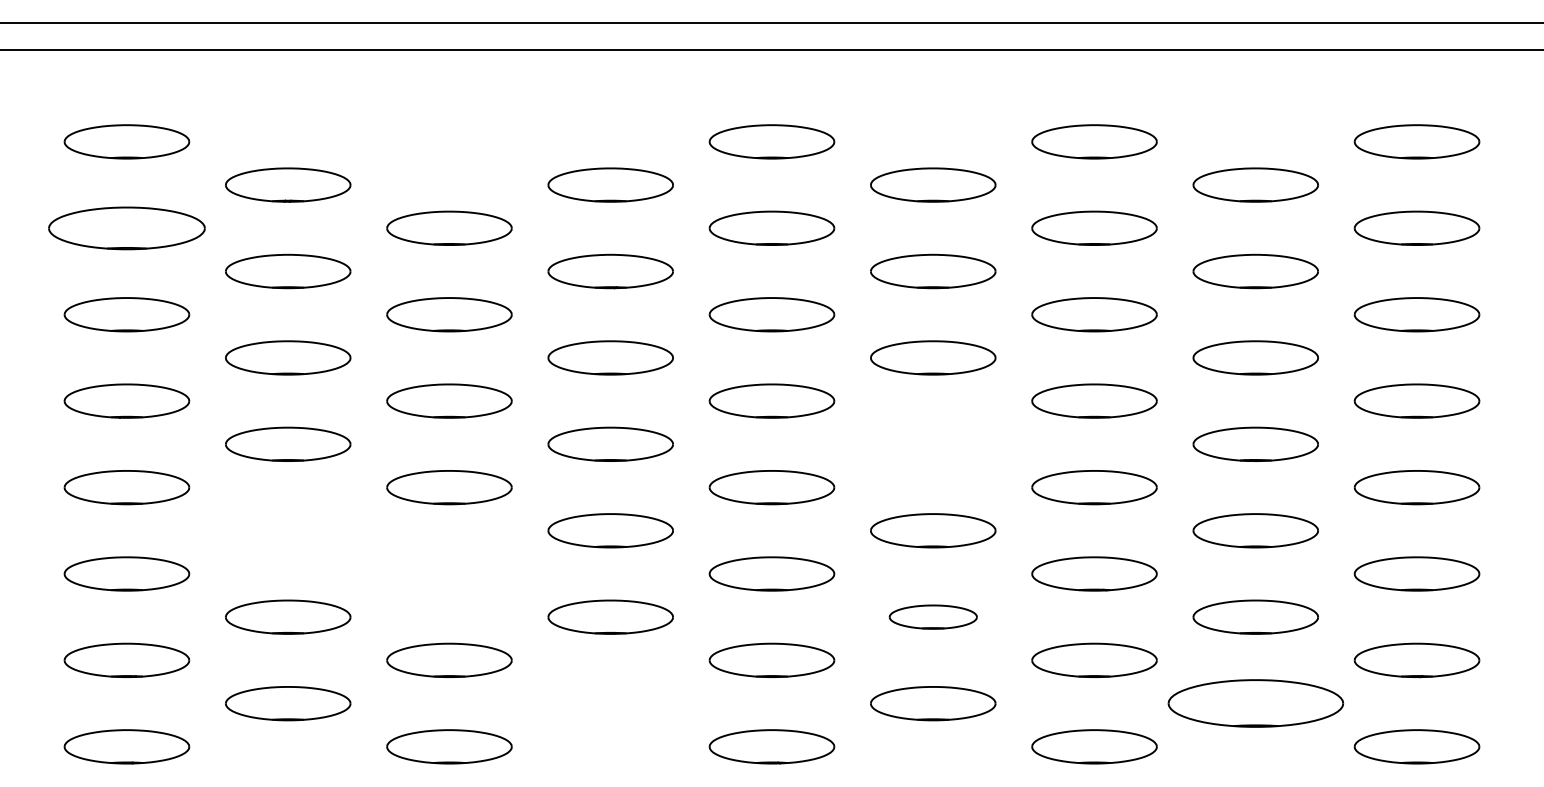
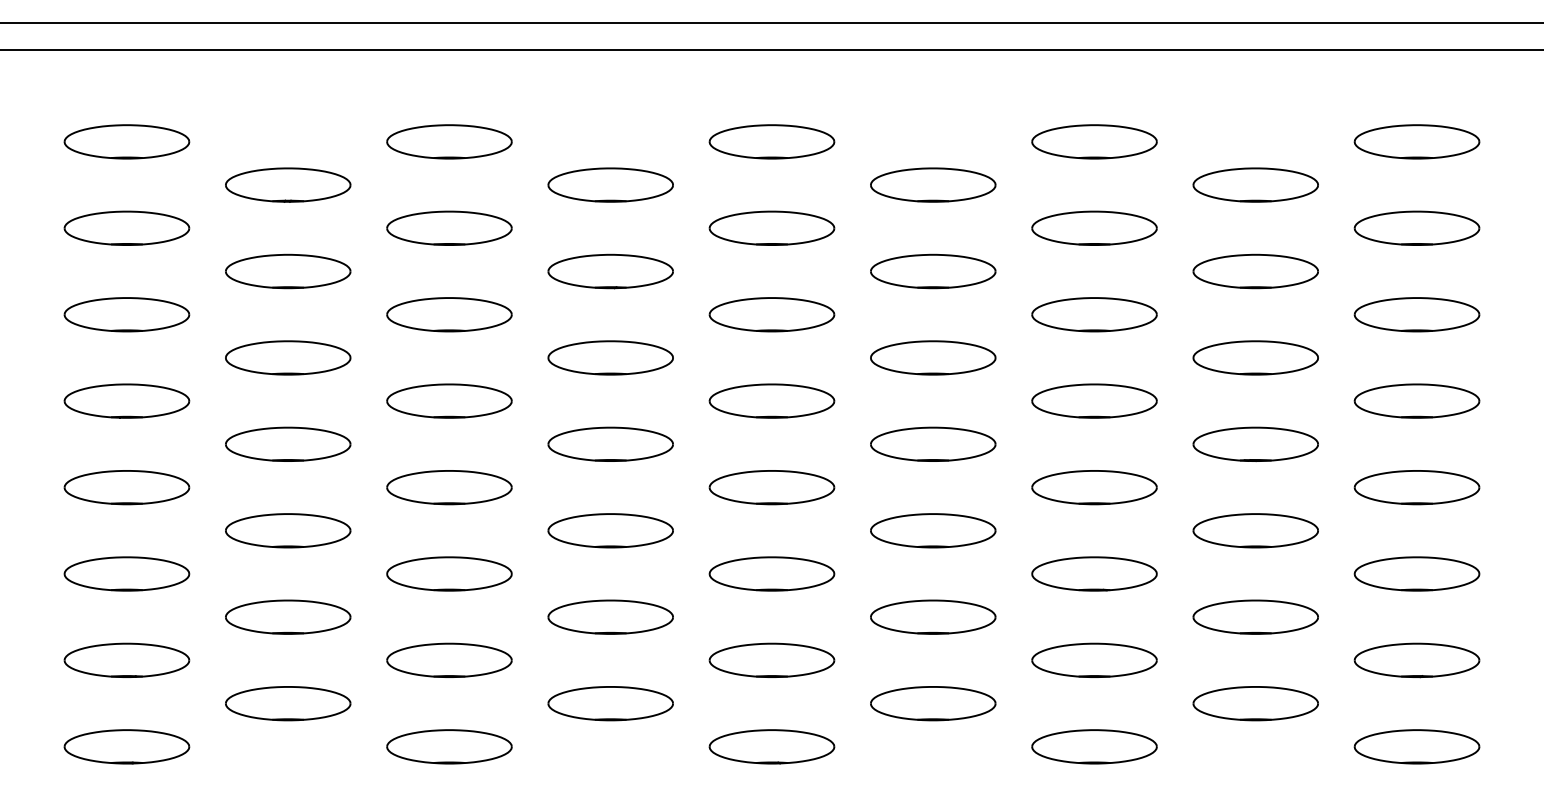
part: none -> present (449, 141)
part size: 158x45 px -> 128x36 px (126, 227)
part: none -> present (933, 443)
part: none -> present (288, 530)
part: none -> present (449, 573)
part size: 90x26 px -> 127x36 px (933, 616)
part: none -> present (610, 703)
part size: 178x49 px -> 127x36 px (1255, 703)
